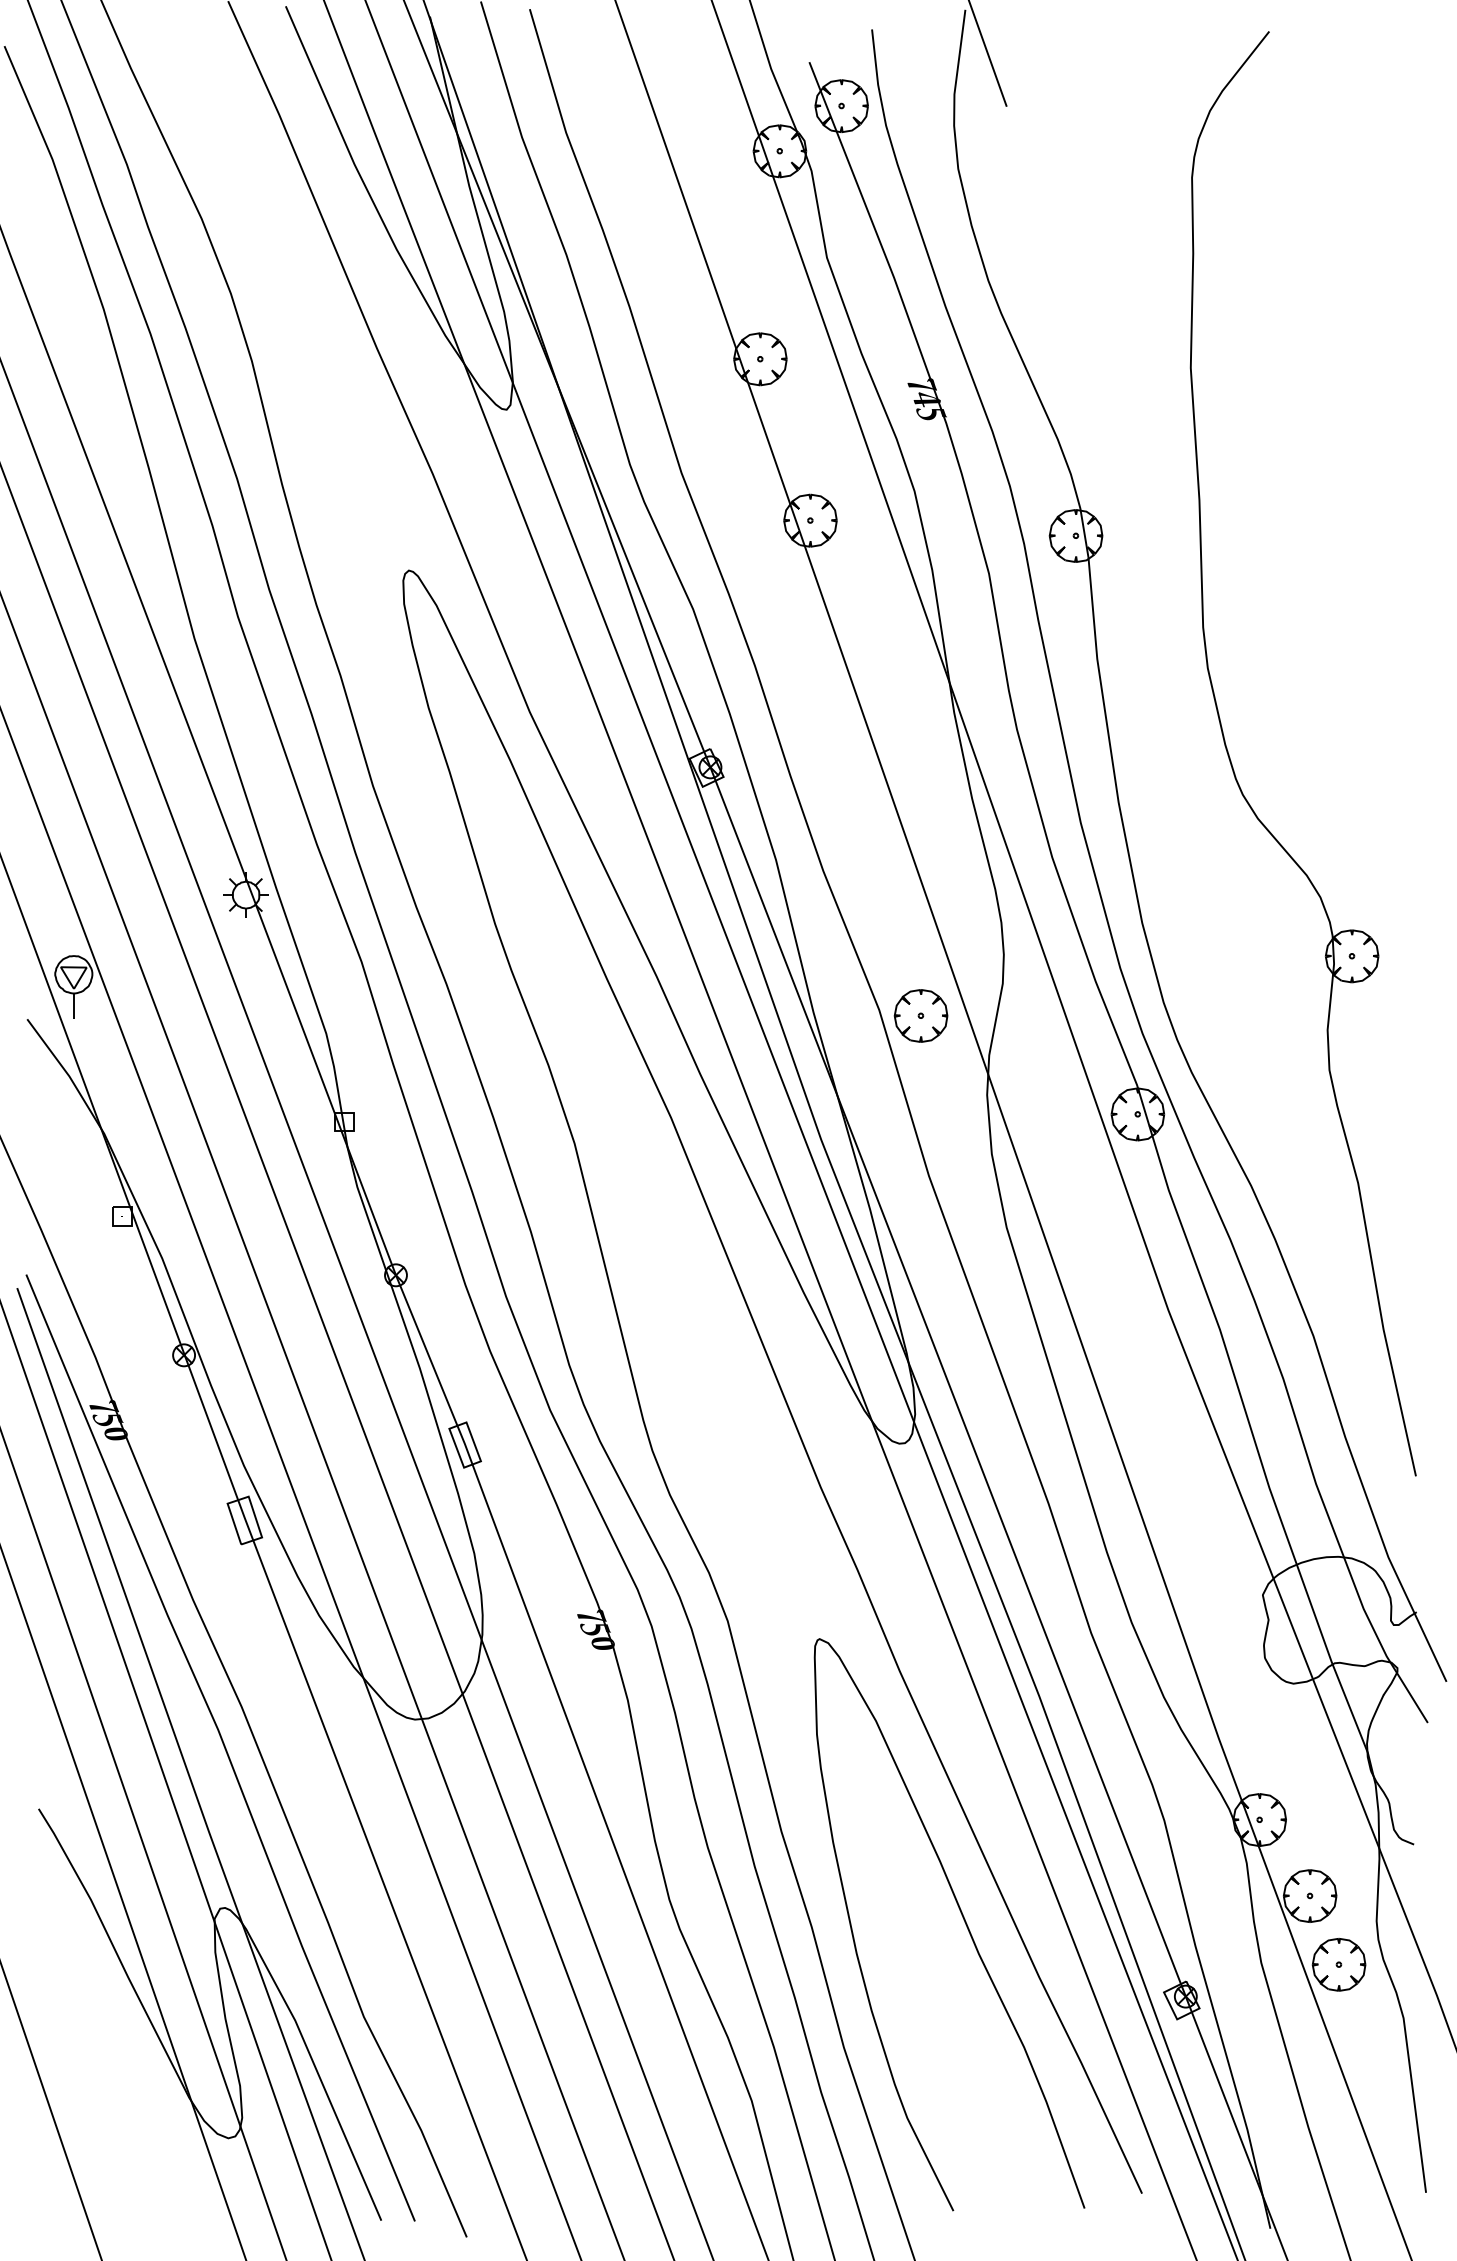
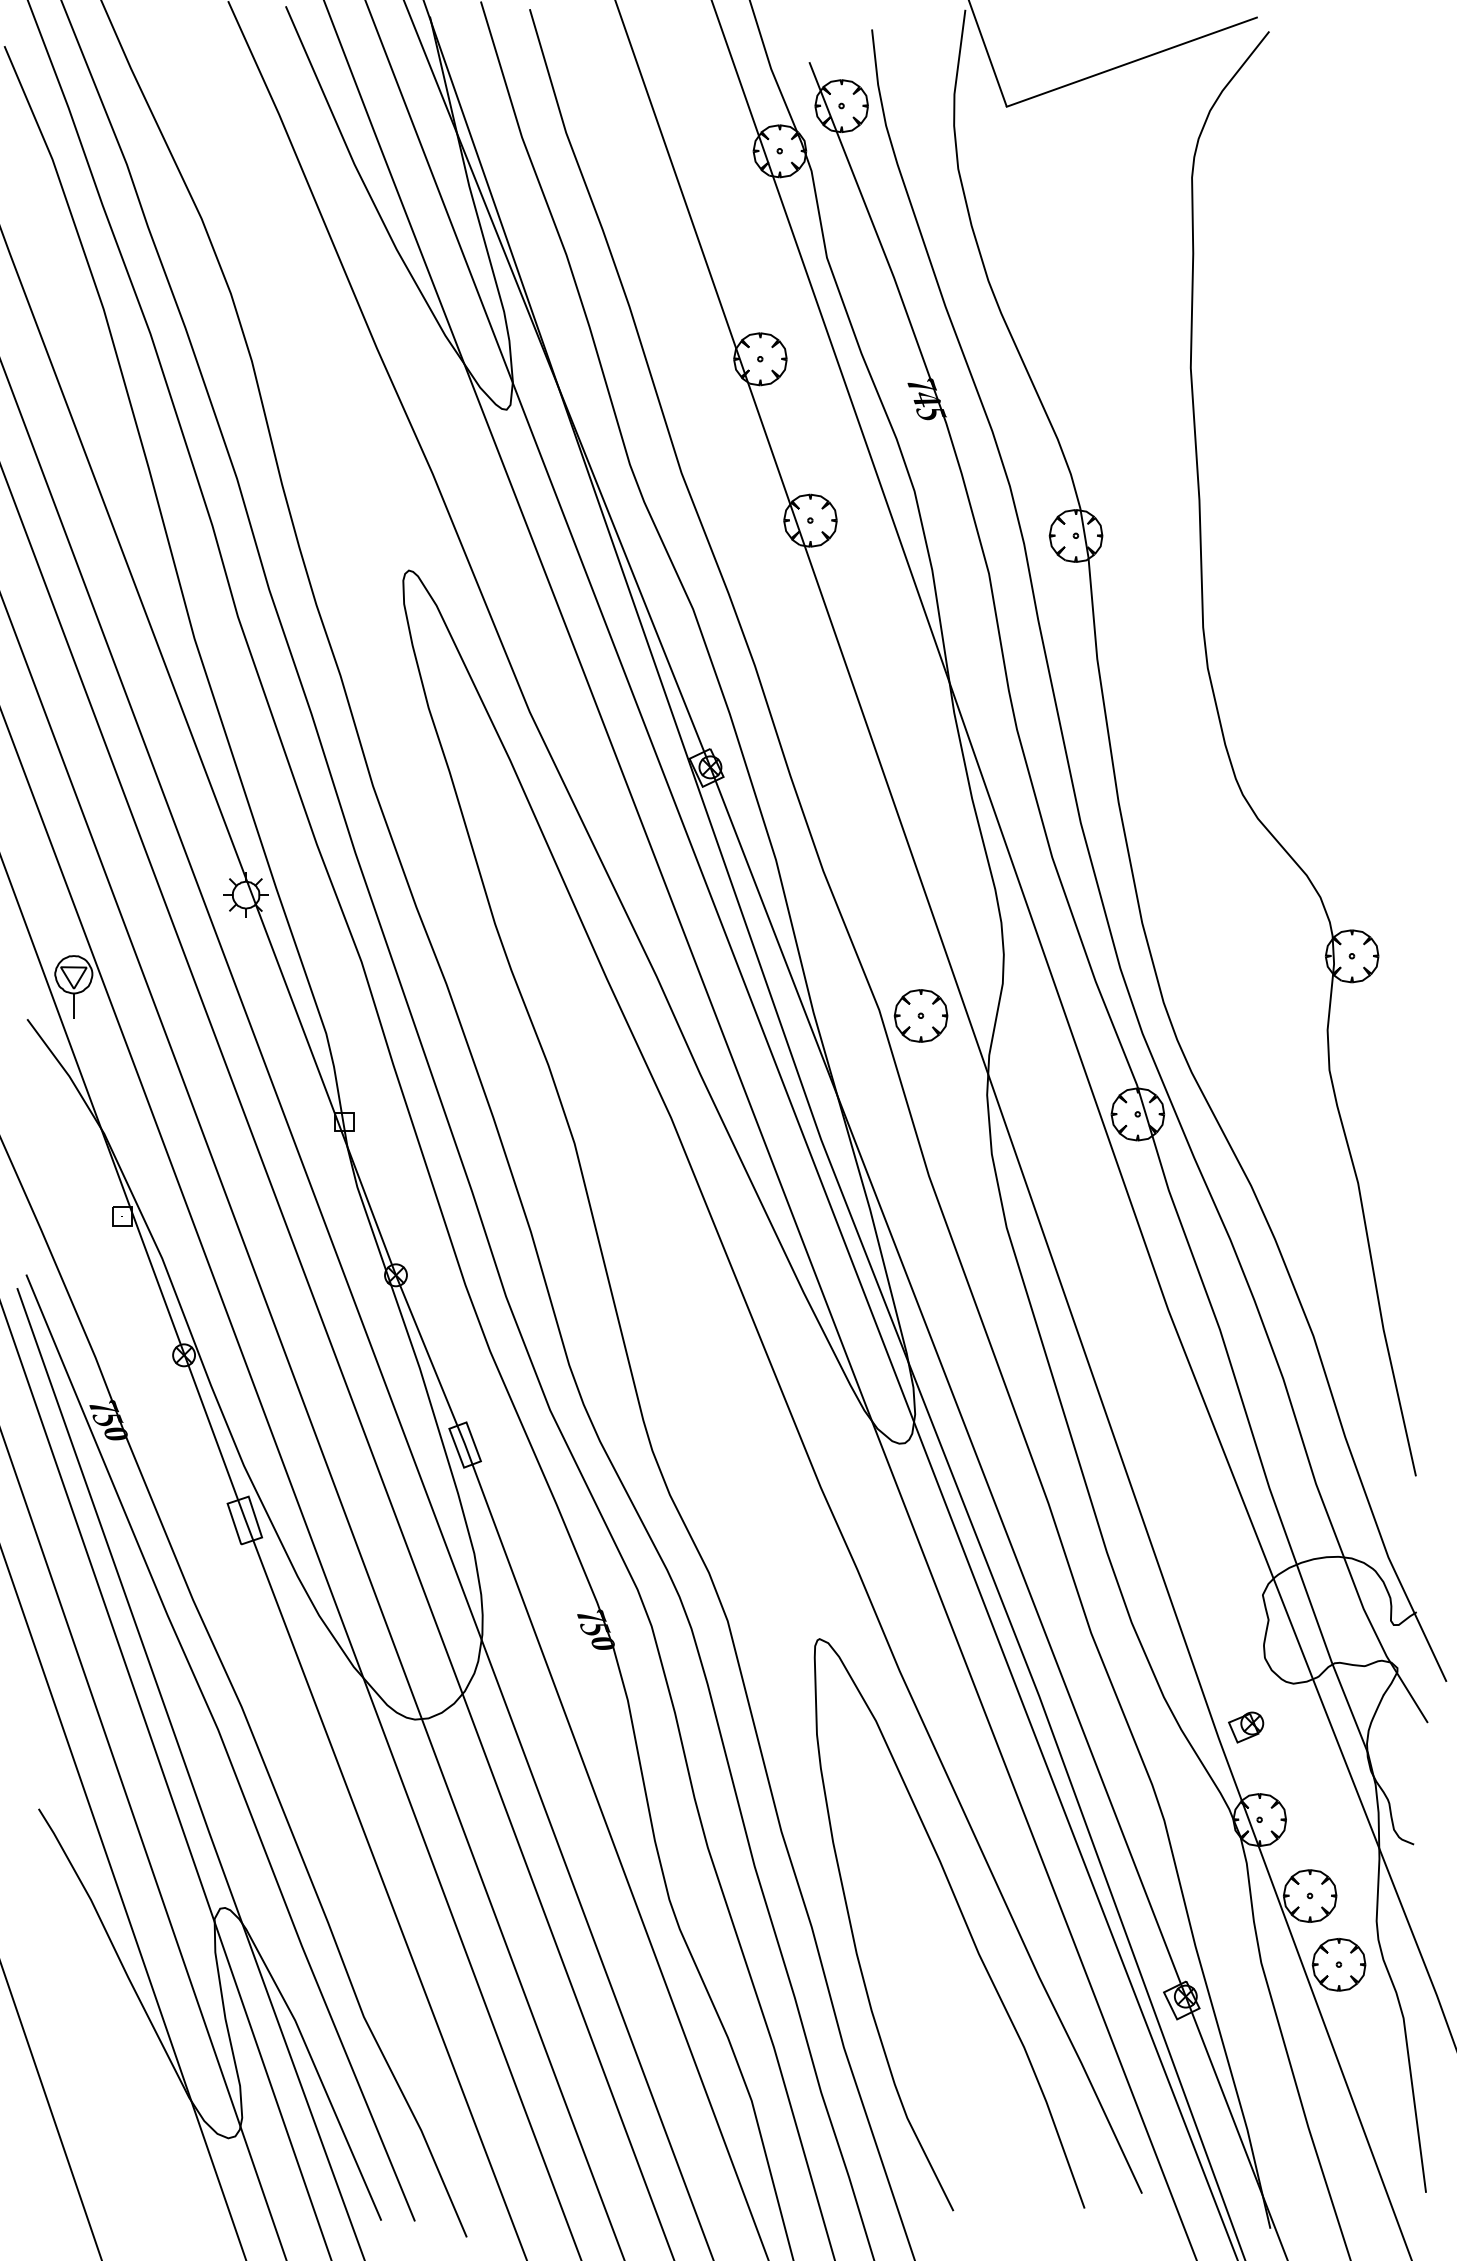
line: none -> present (1131, 61)
part: none -> present (1246, 1727)
